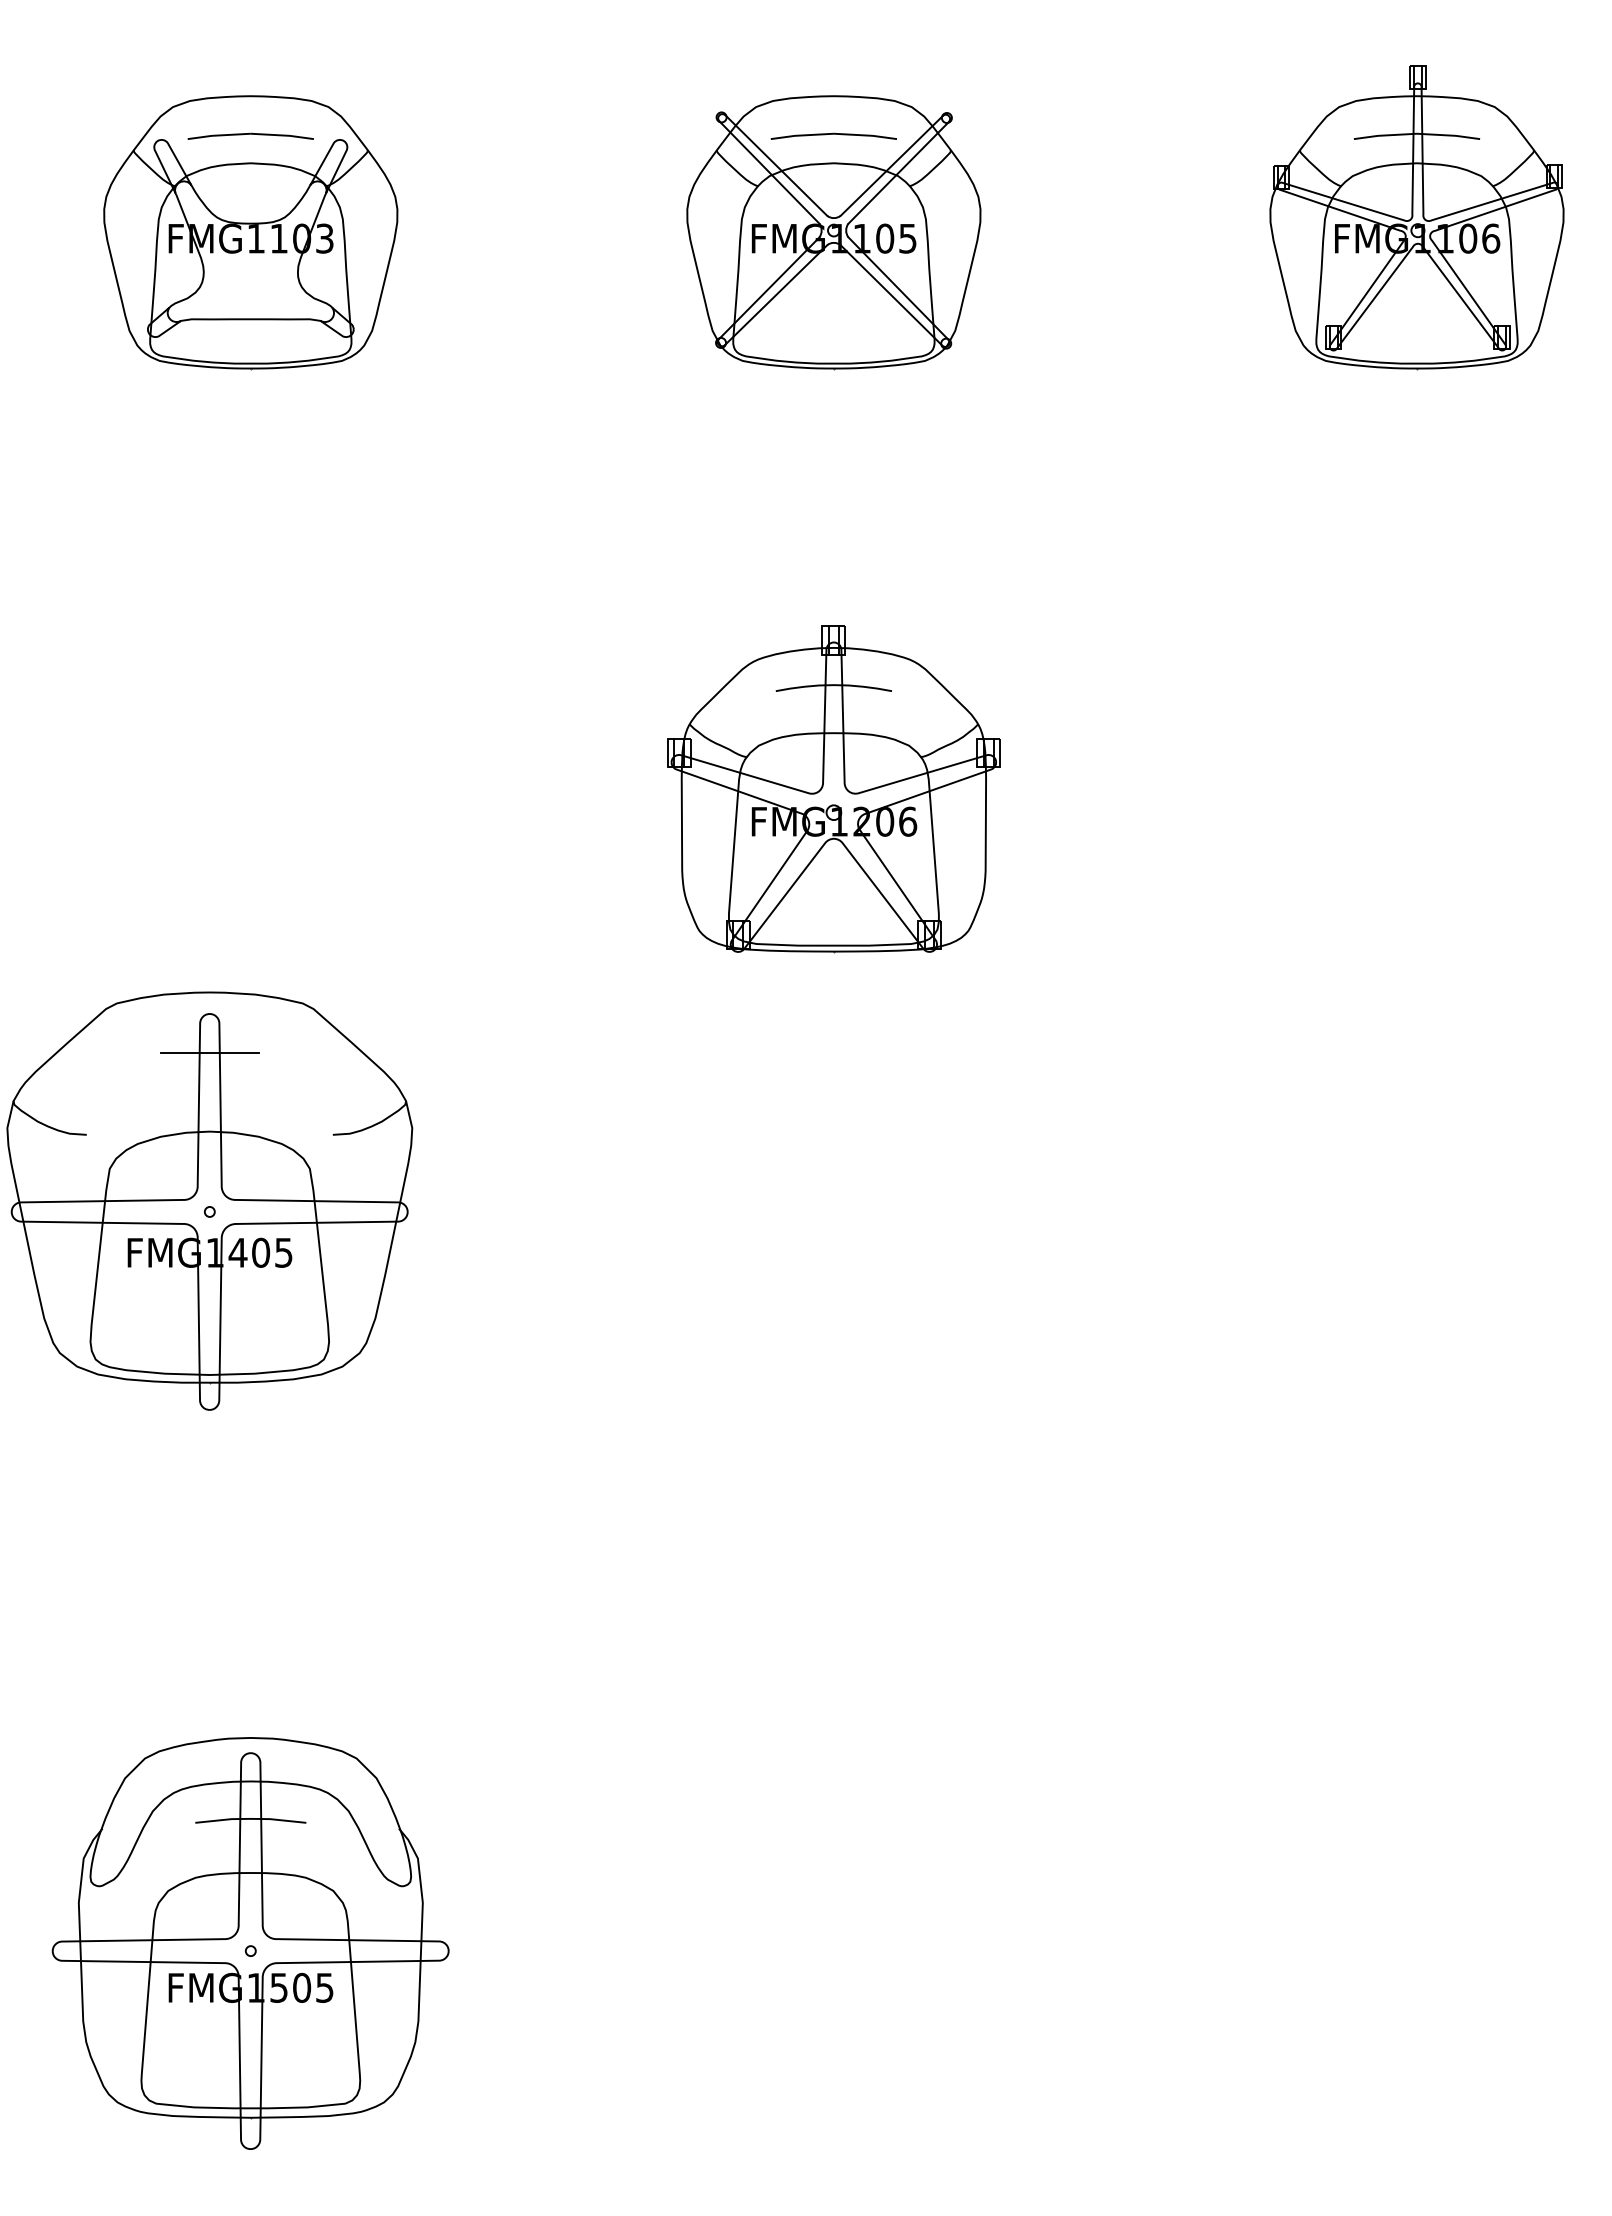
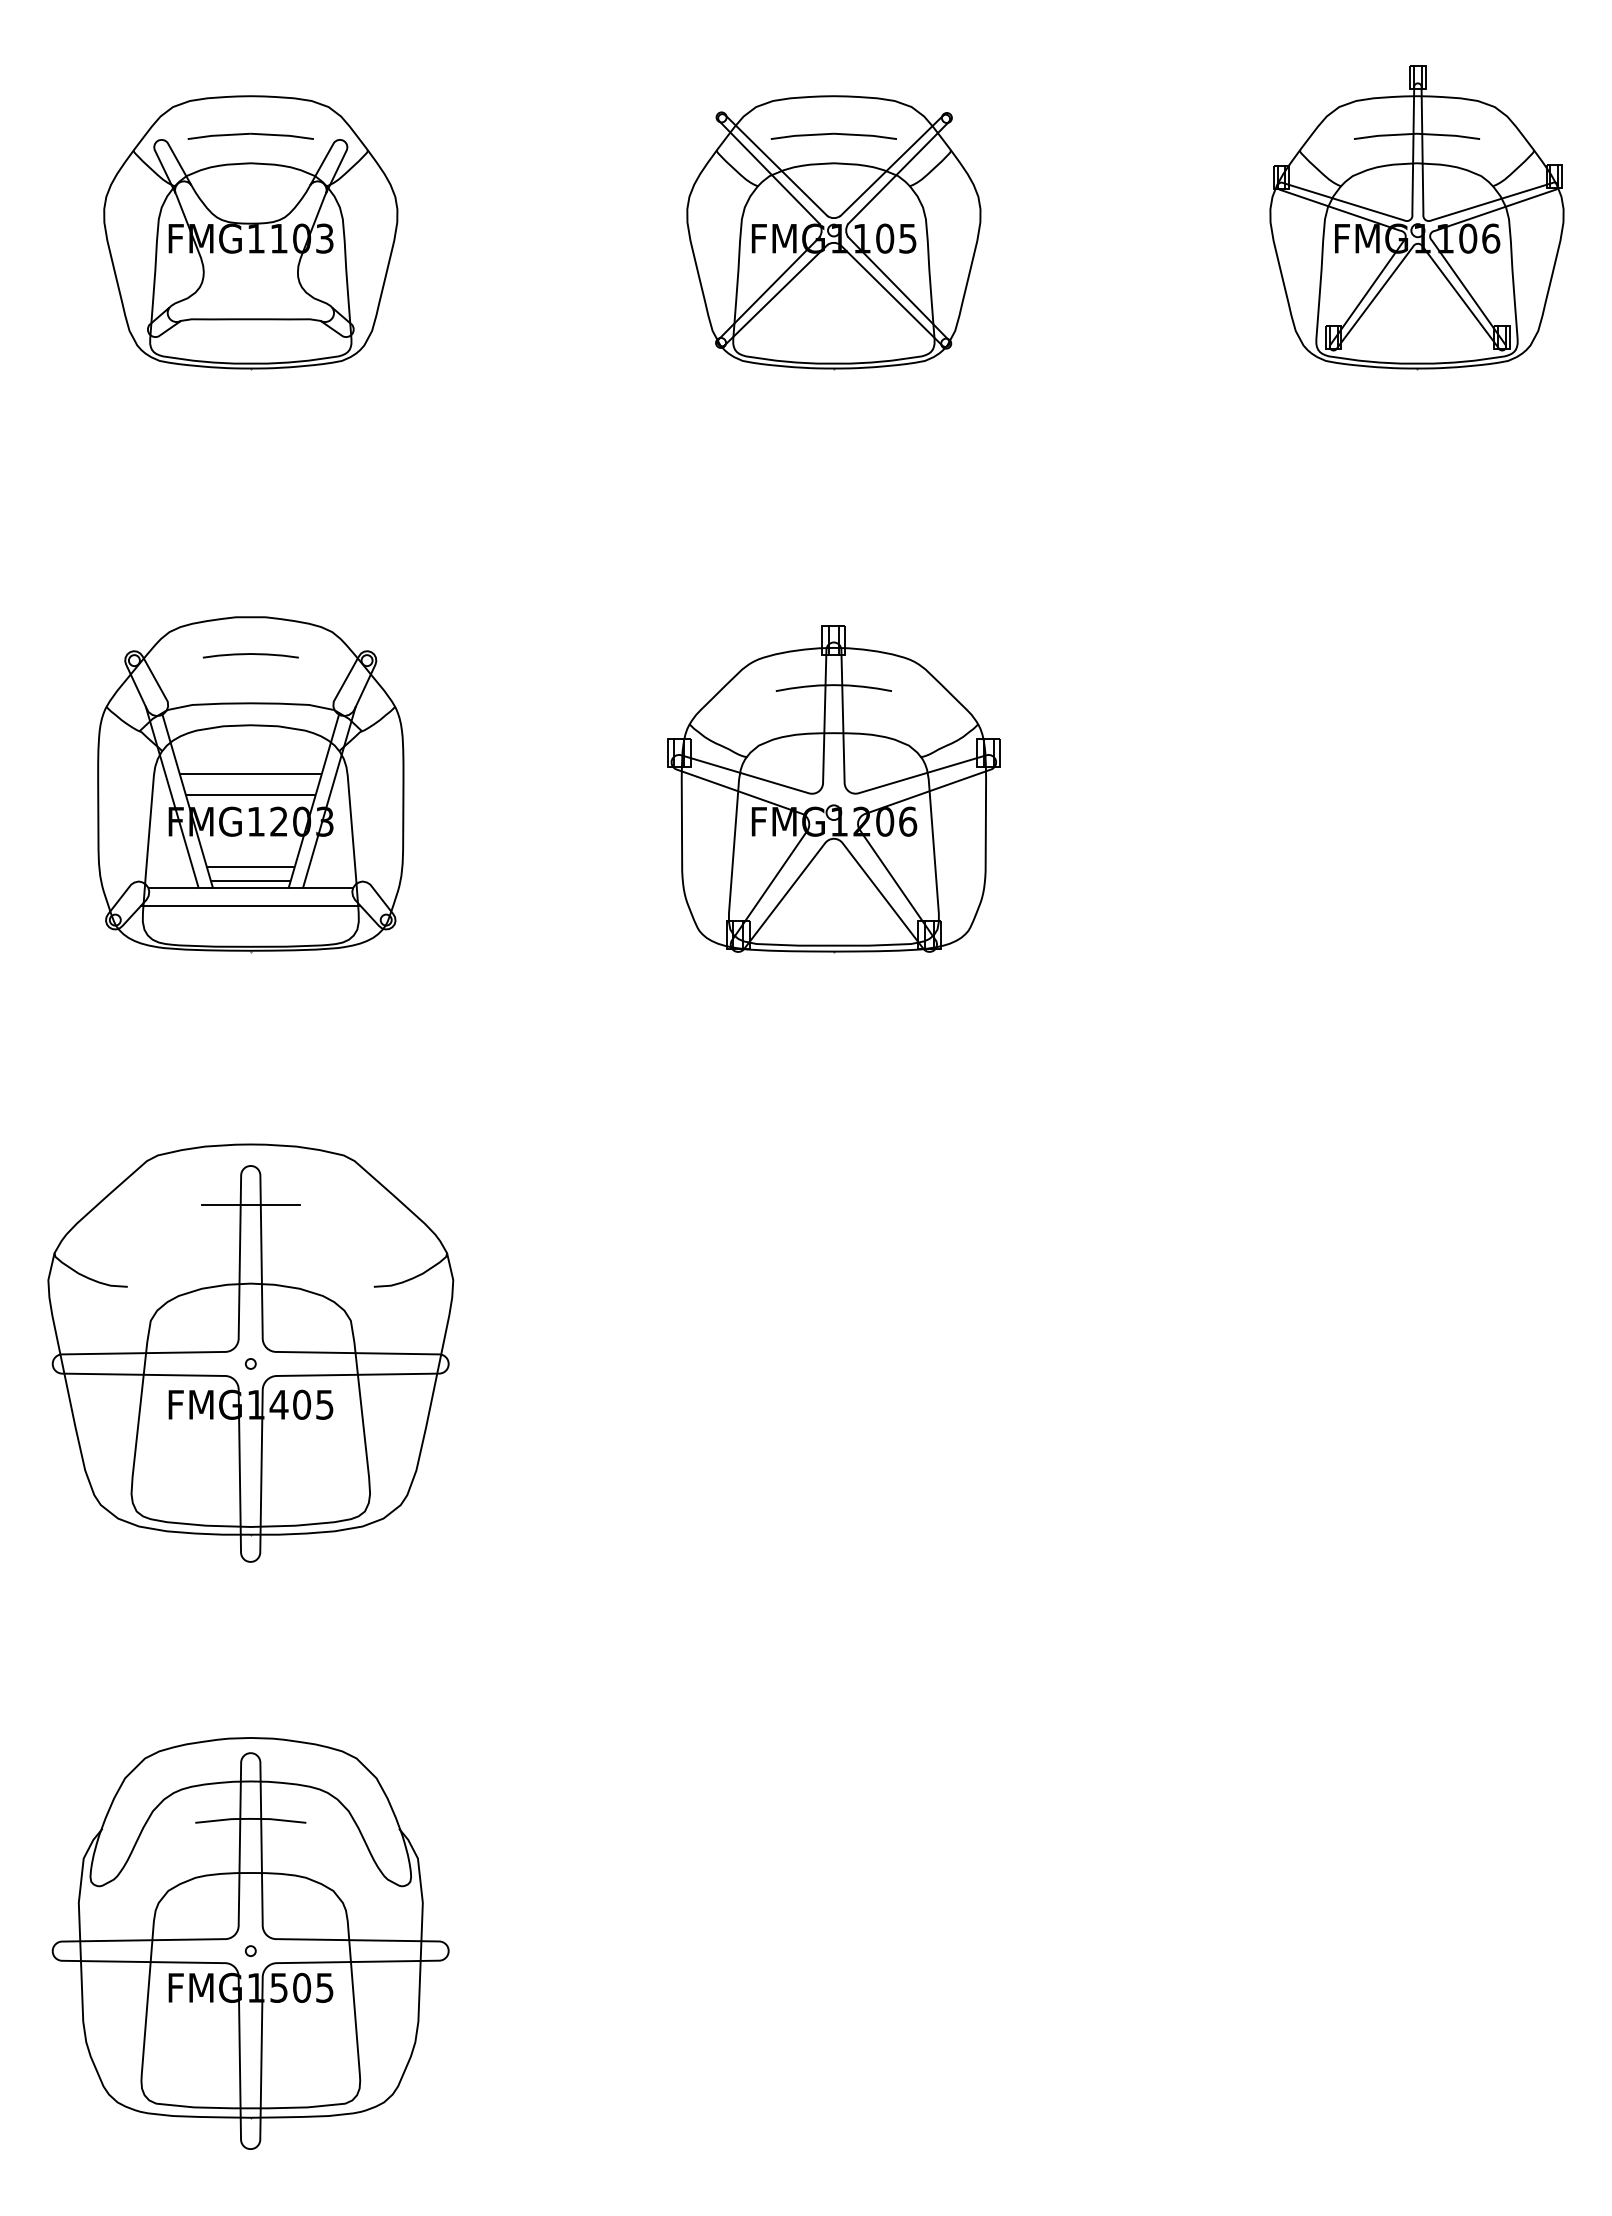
part: none -> present (250, 784)
part position: (209, 1200) -> (250, 1352) (250, 1352)
